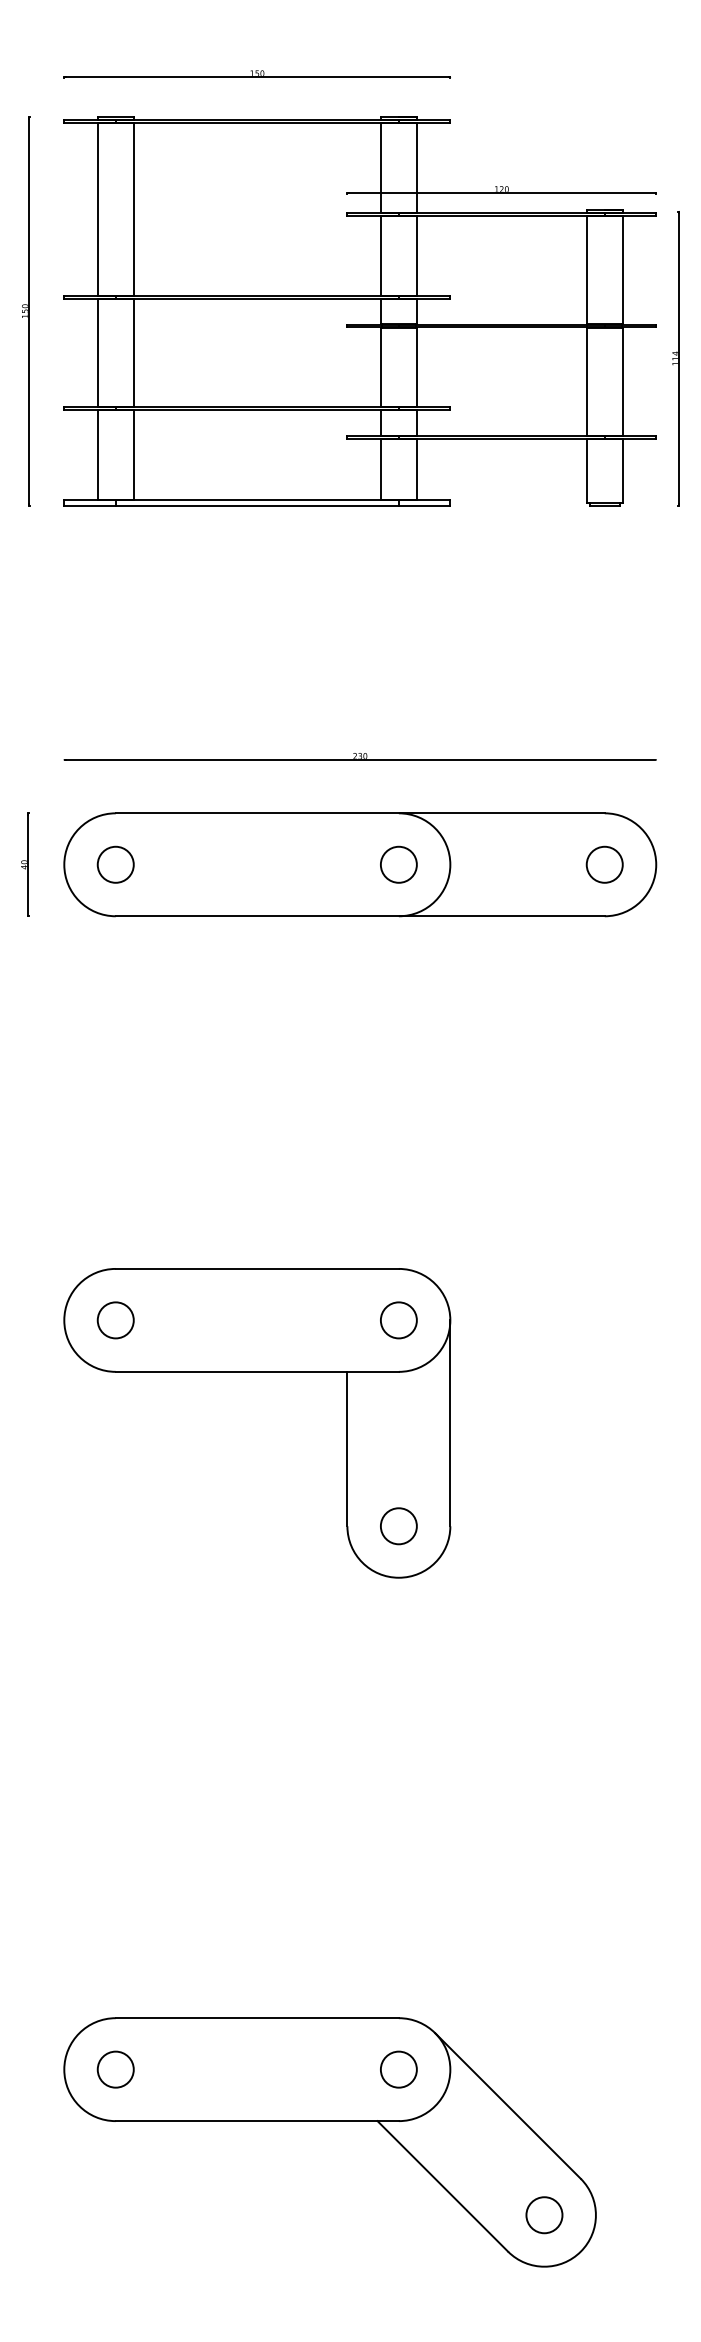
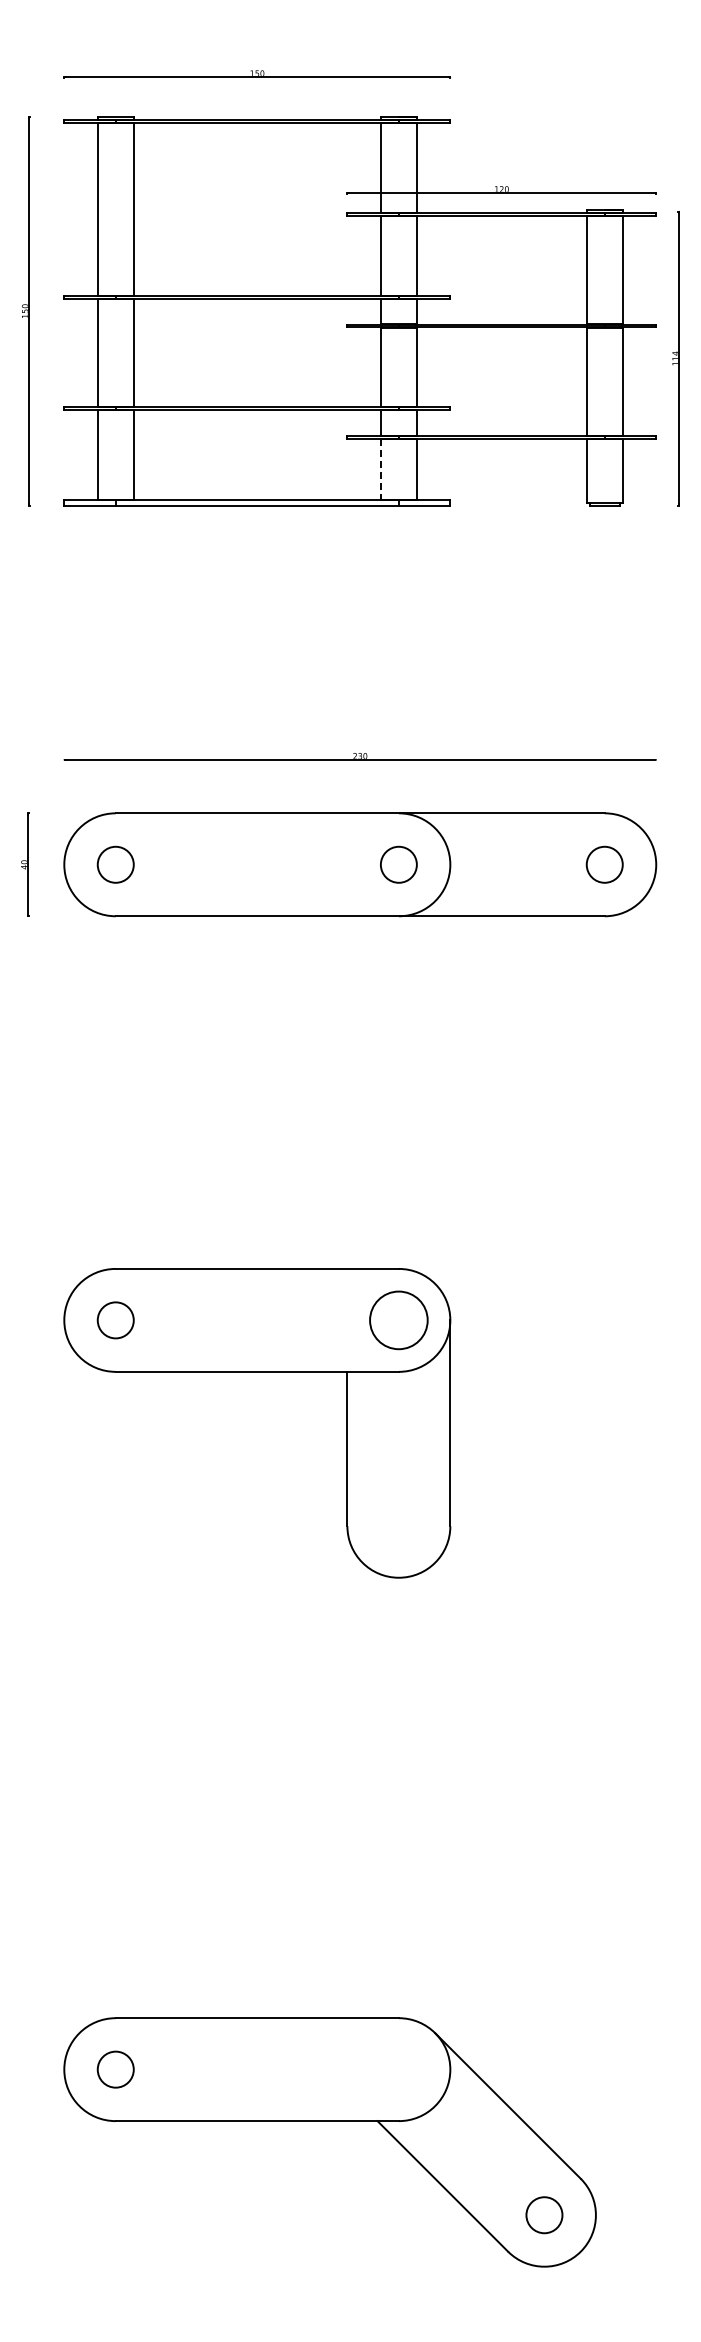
line: solid -> dashed (380, 469)
circle diameter: 36 px -> 58 px (398, 1320)
circle: present -> none (398, 1526)
circle: present -> none (398, 2069)
